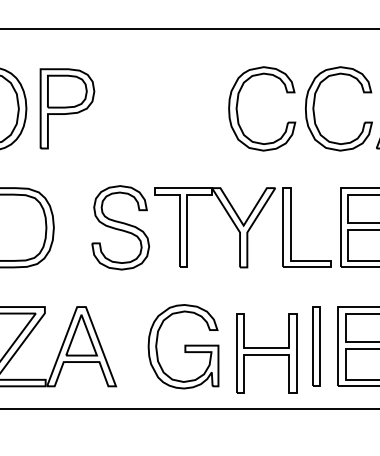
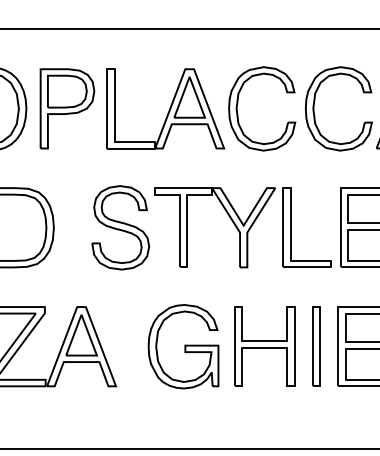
part: none -> present (165, 108)
part position: (266, 353) -> (264, 346) (264, 346)
line position: (189, 409) -> (189, 449) (189, 449)
